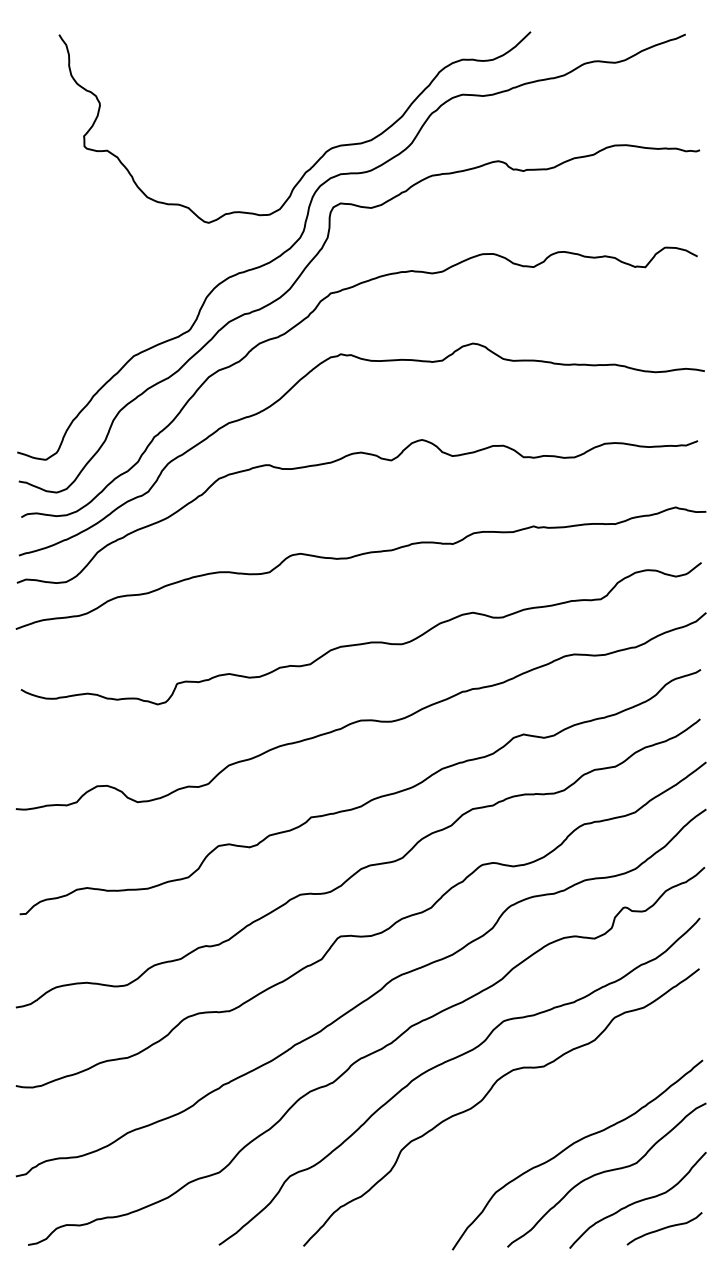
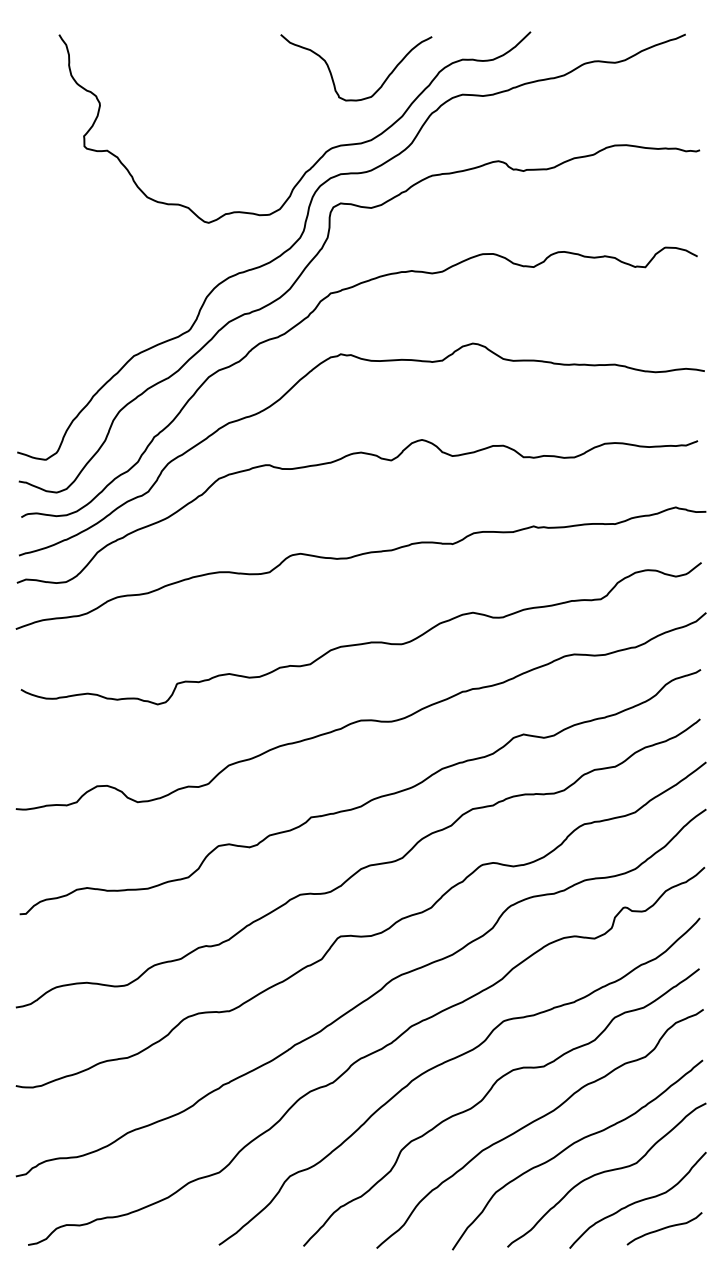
curve: none -> present (332, 75)
curve: none -> present (536, 1121)
